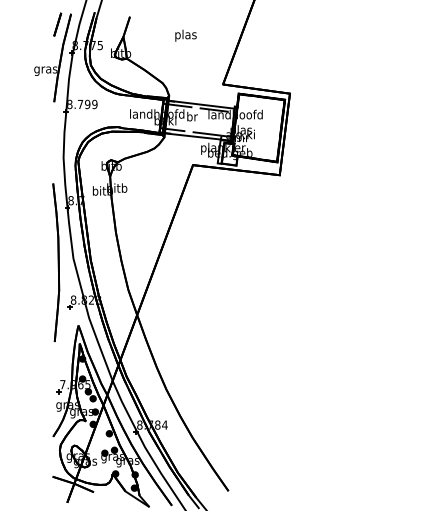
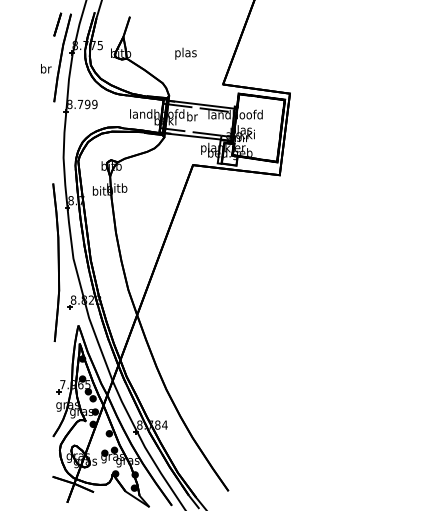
text position: (185, 35) -> (185, 53) (185, 53)
text: gras -> br (45, 69)
